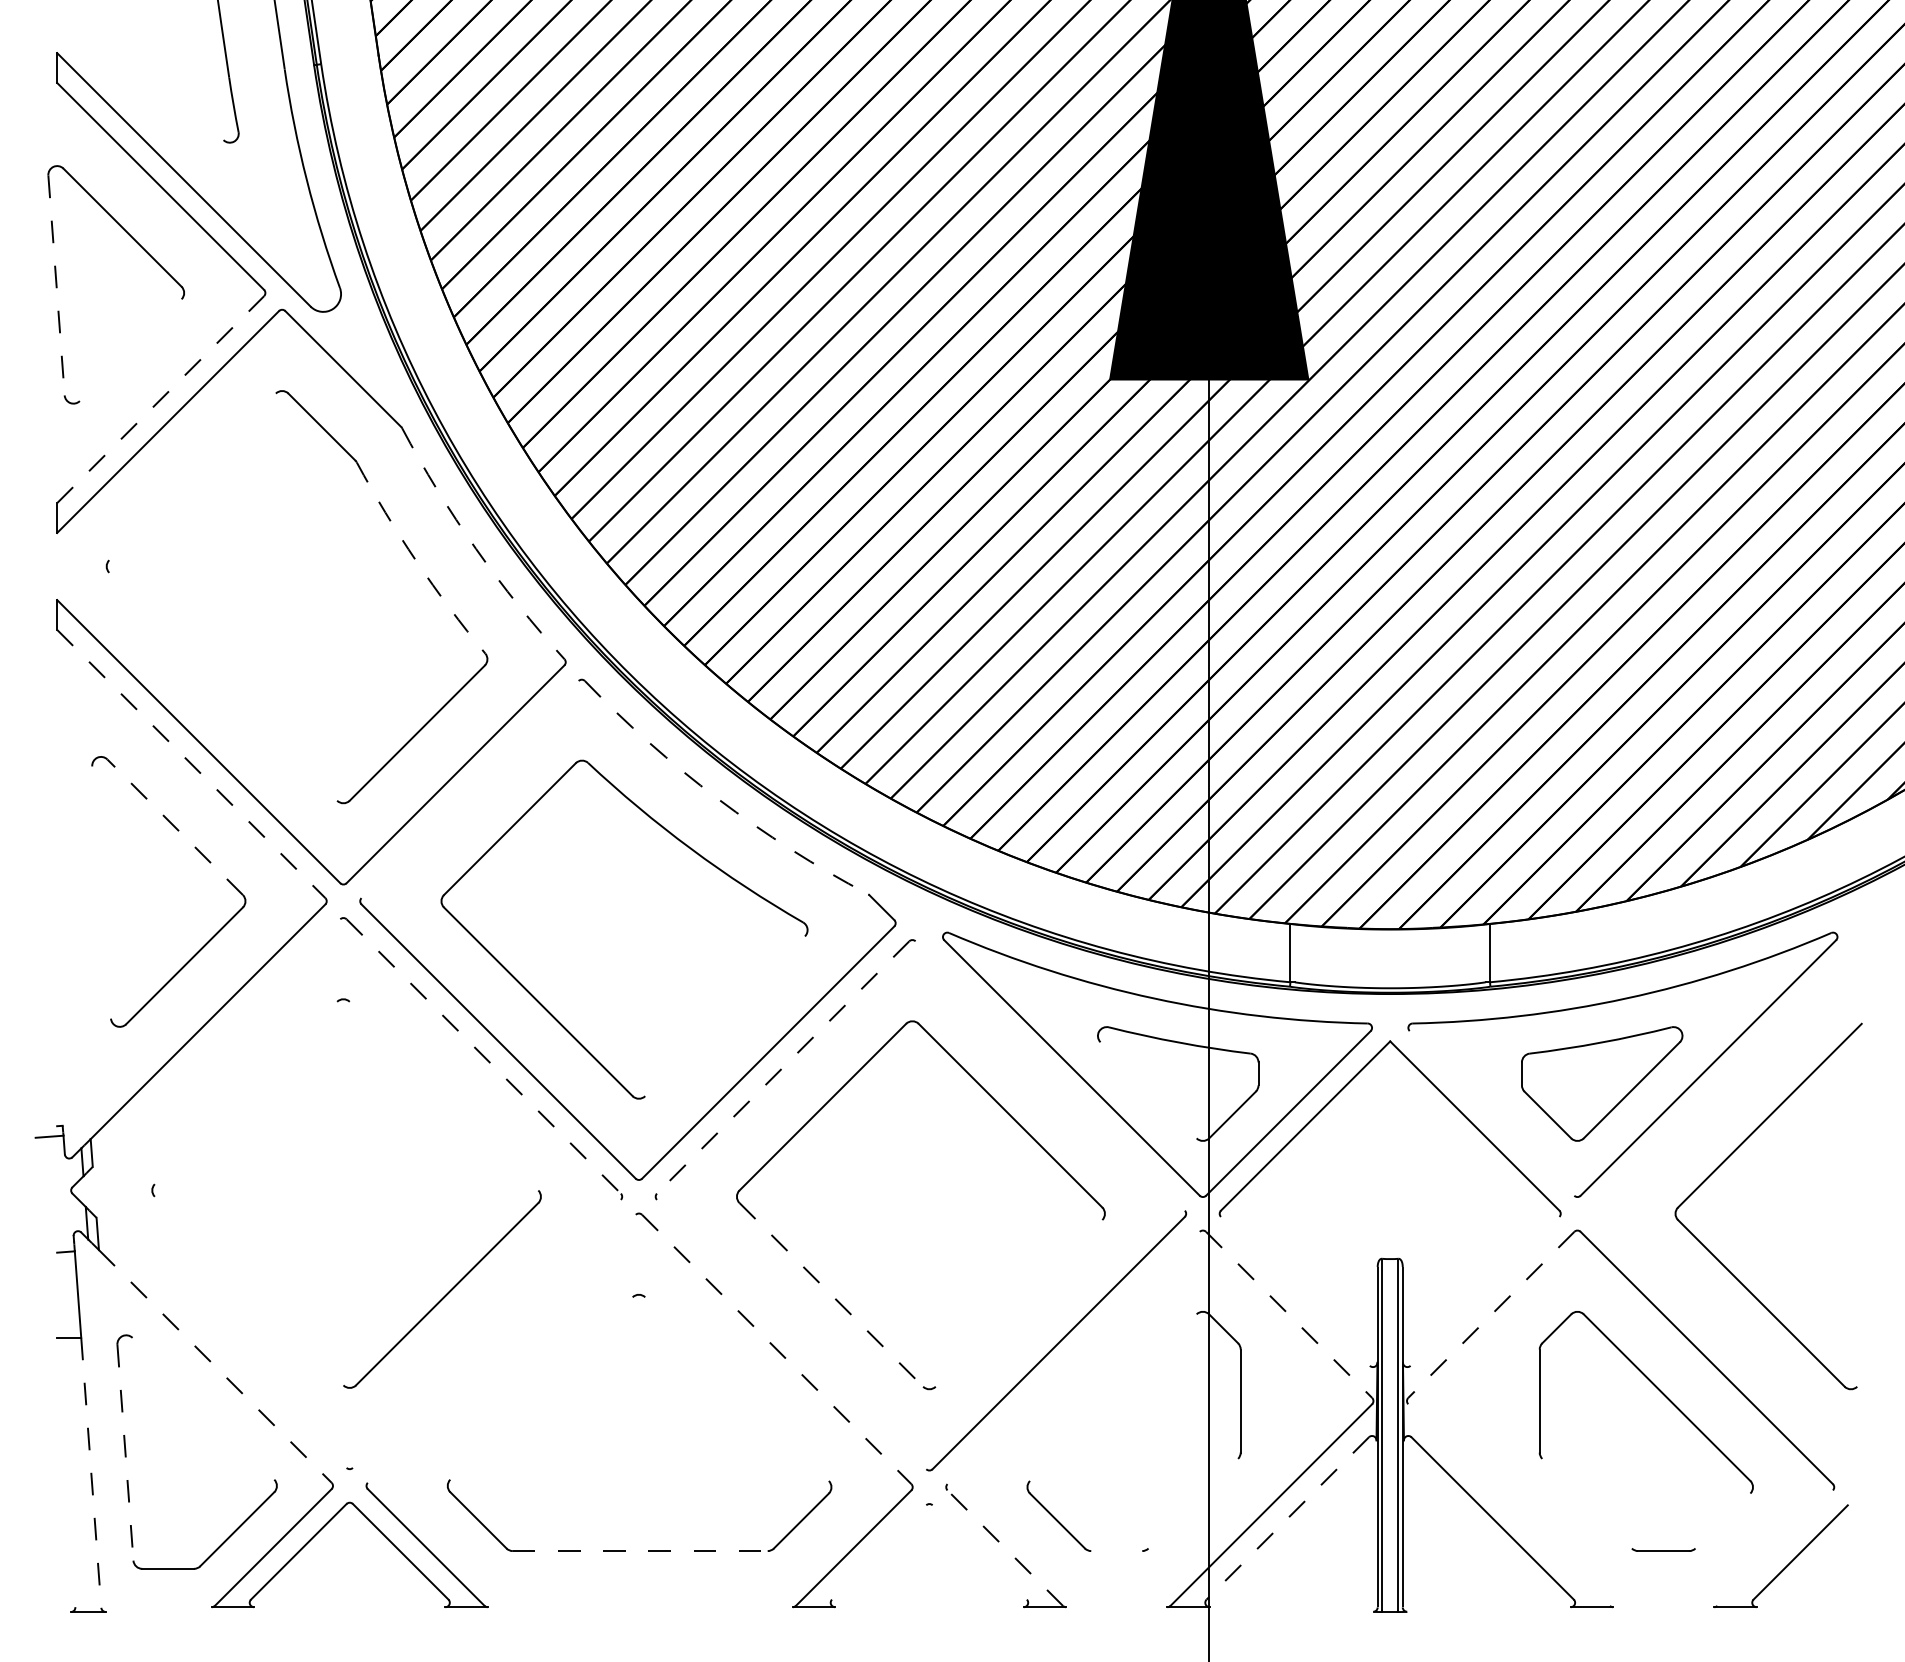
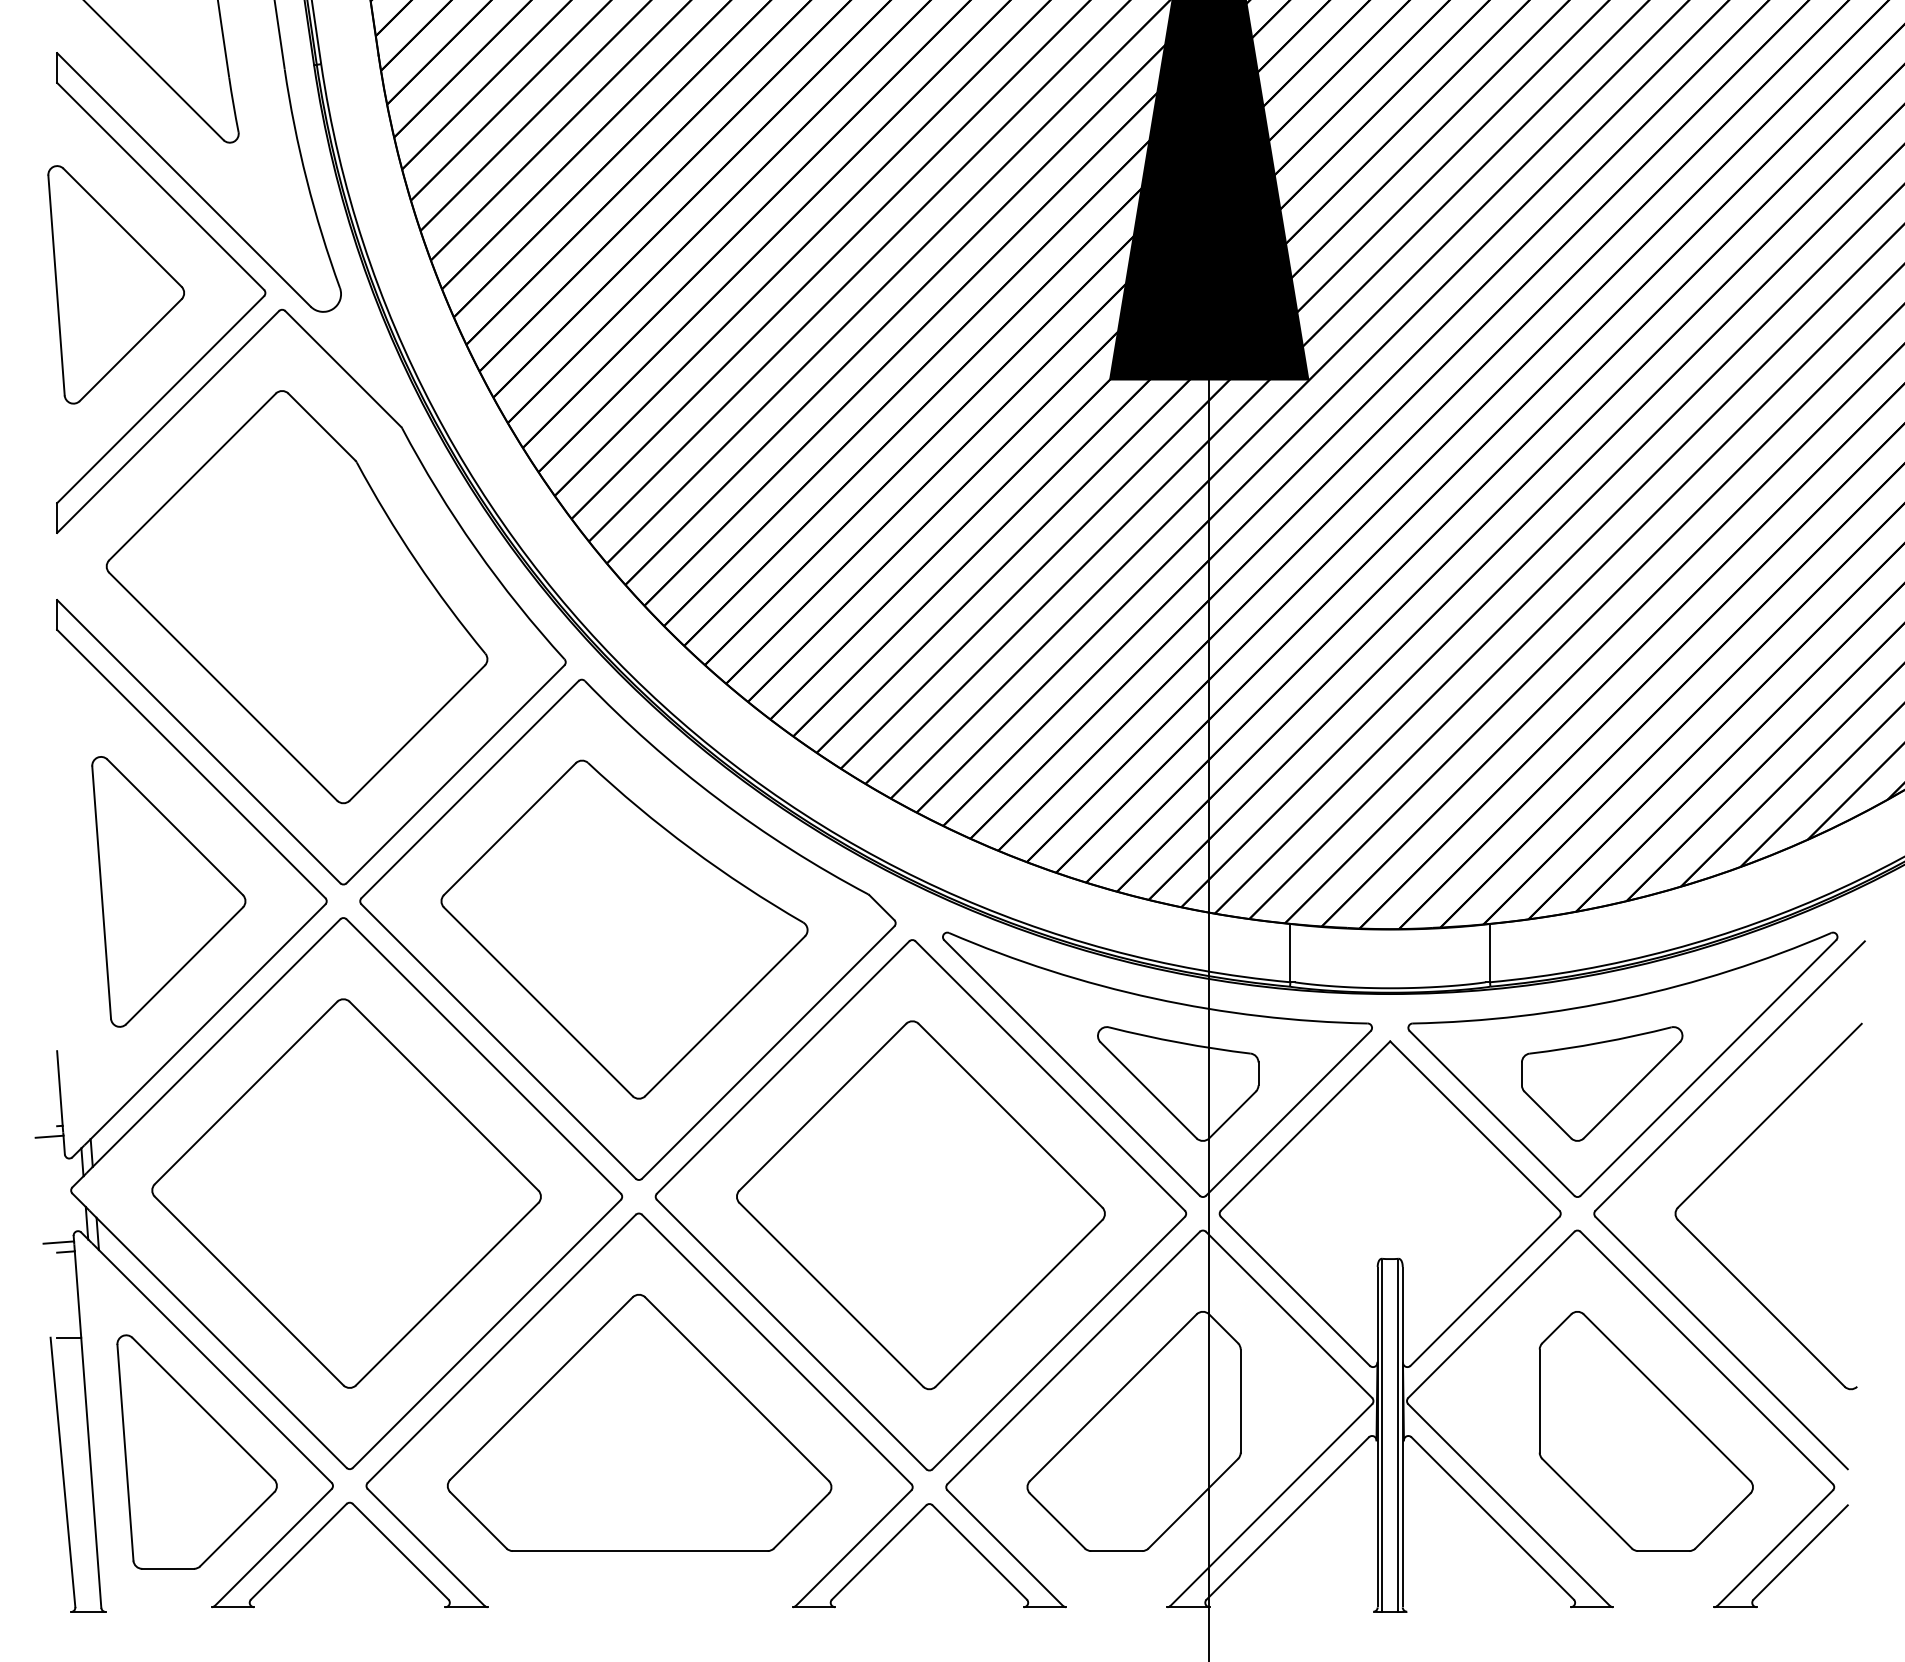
line: none -> present (154, 71)
line: dashed -> solid (56, 286)
line: none -> present (130, 350)
line: dashed -> solid (161, 399)
line: none -> present (192, 476)
arc: dashed -> solid (476, 548)
arc: dashed -> solid (416, 561)
line: none -> present (223, 686)
line: dashed -> solid (191, 764)
line: none -> present (469, 789)
arc: dashed -> solid (718, 799)
line: dashed -> solid (175, 827)
line: none -> present (101, 892)
line: none -> present (724, 1016)
line: none -> present (216, 1042)
line: dashed -> solid (483, 1056)
line: dashed -> solid (782, 1067)
line: none -> present (1049, 1075)
line: none -> present (59, 1088)
line: none -> present (1148, 1090)
line: none -> present (245, 1092)
line: none -> present (443, 1095)
line: none -> present (1491, 1113)
part: none -> present (1666, 1141)
line: none -> present (58, 1242)
line: none -> present (248, 1290)
line: none -> present (1294, 1290)
line: none -> present (1484, 1290)
line: dashed -> solid (831, 1294)
line: none -> present (1018, 1303)
line: dashed -> solid (1289, 1315)
line: dashed -> solid (1490, 1315)
line: none -> present (486, 1333)
line: none -> present (791, 1334)
line: none -> present (221, 1342)
line: none -> present (501, 1348)
line: dashed -> solid (777, 1349)
line: none -> present (1073, 1357)
line: dashed -> solid (215, 1366)
line: none -> present (541, 1388)
line: none -> present (736, 1388)
line: none -> present (1113, 1397)
line: none -> present (203, 1408)
line: dashed -> solid (125, 1453)
line: none -> present (62, 1472)
line: dashed -> solid (91, 1473)
line: none -> present (1193, 1503)
line: none -> present (1586, 1503)
line: none -> present (1508, 1504)
line: dashed -> solid (1287, 1518)
line: none -> present (1722, 1520)
line: none -> present (1774, 1547)
line: dashed -> solid (1005, 1548)
line: dashed -> solid (640, 1551)
line: none -> present (1116, 1551)
line: none -> present (879, 1552)
line: none -> present (979, 1552)
